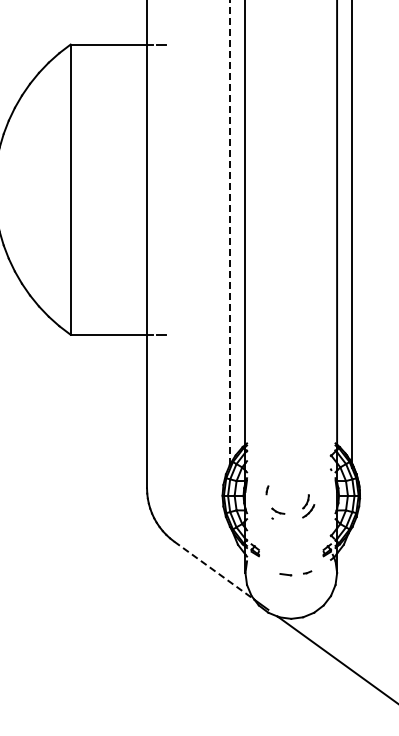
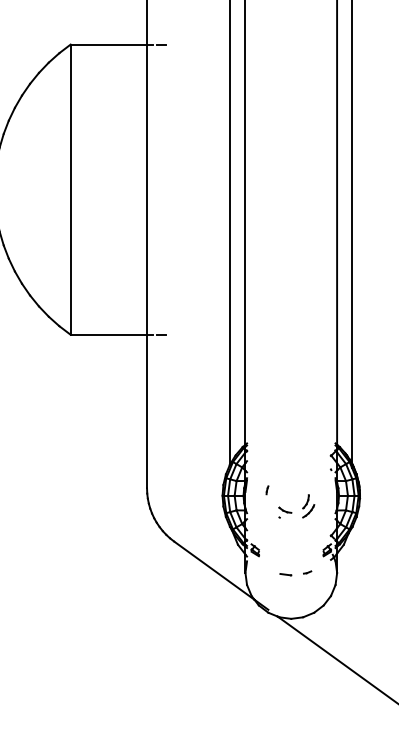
line: dashed -> solid (229, 232)
part position: (278, 513) -> (285, 512) (285, 512)
line: dashed -> solid (214, 570)
